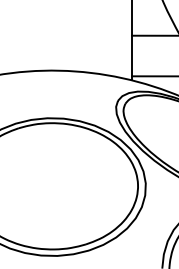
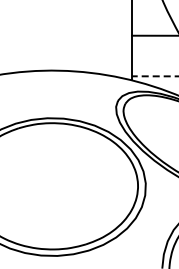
line: solid -> dashed (154, 76)
